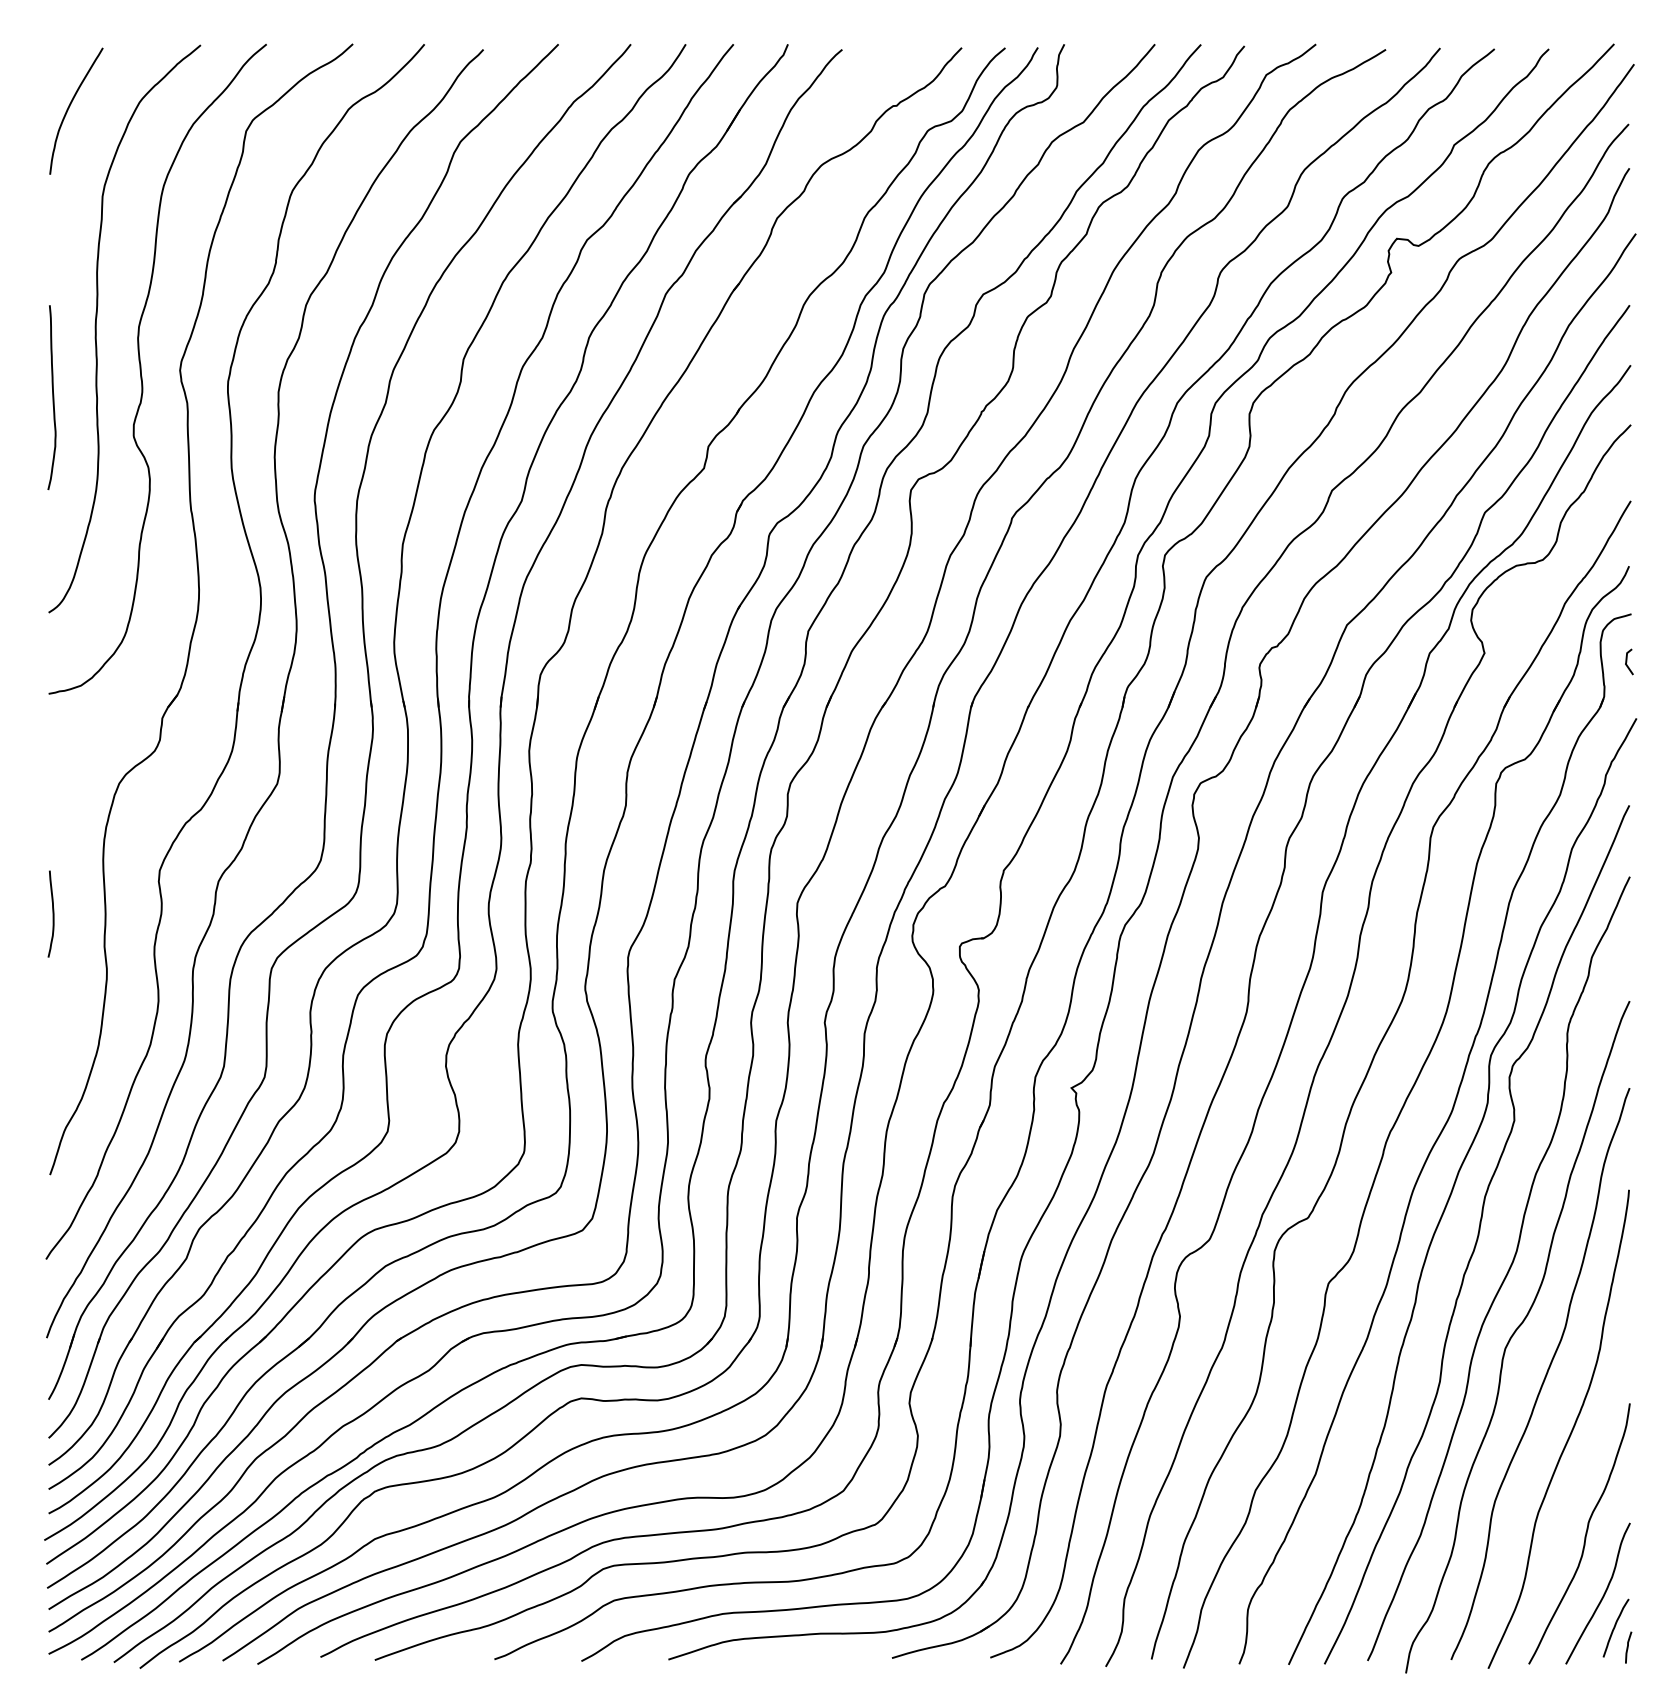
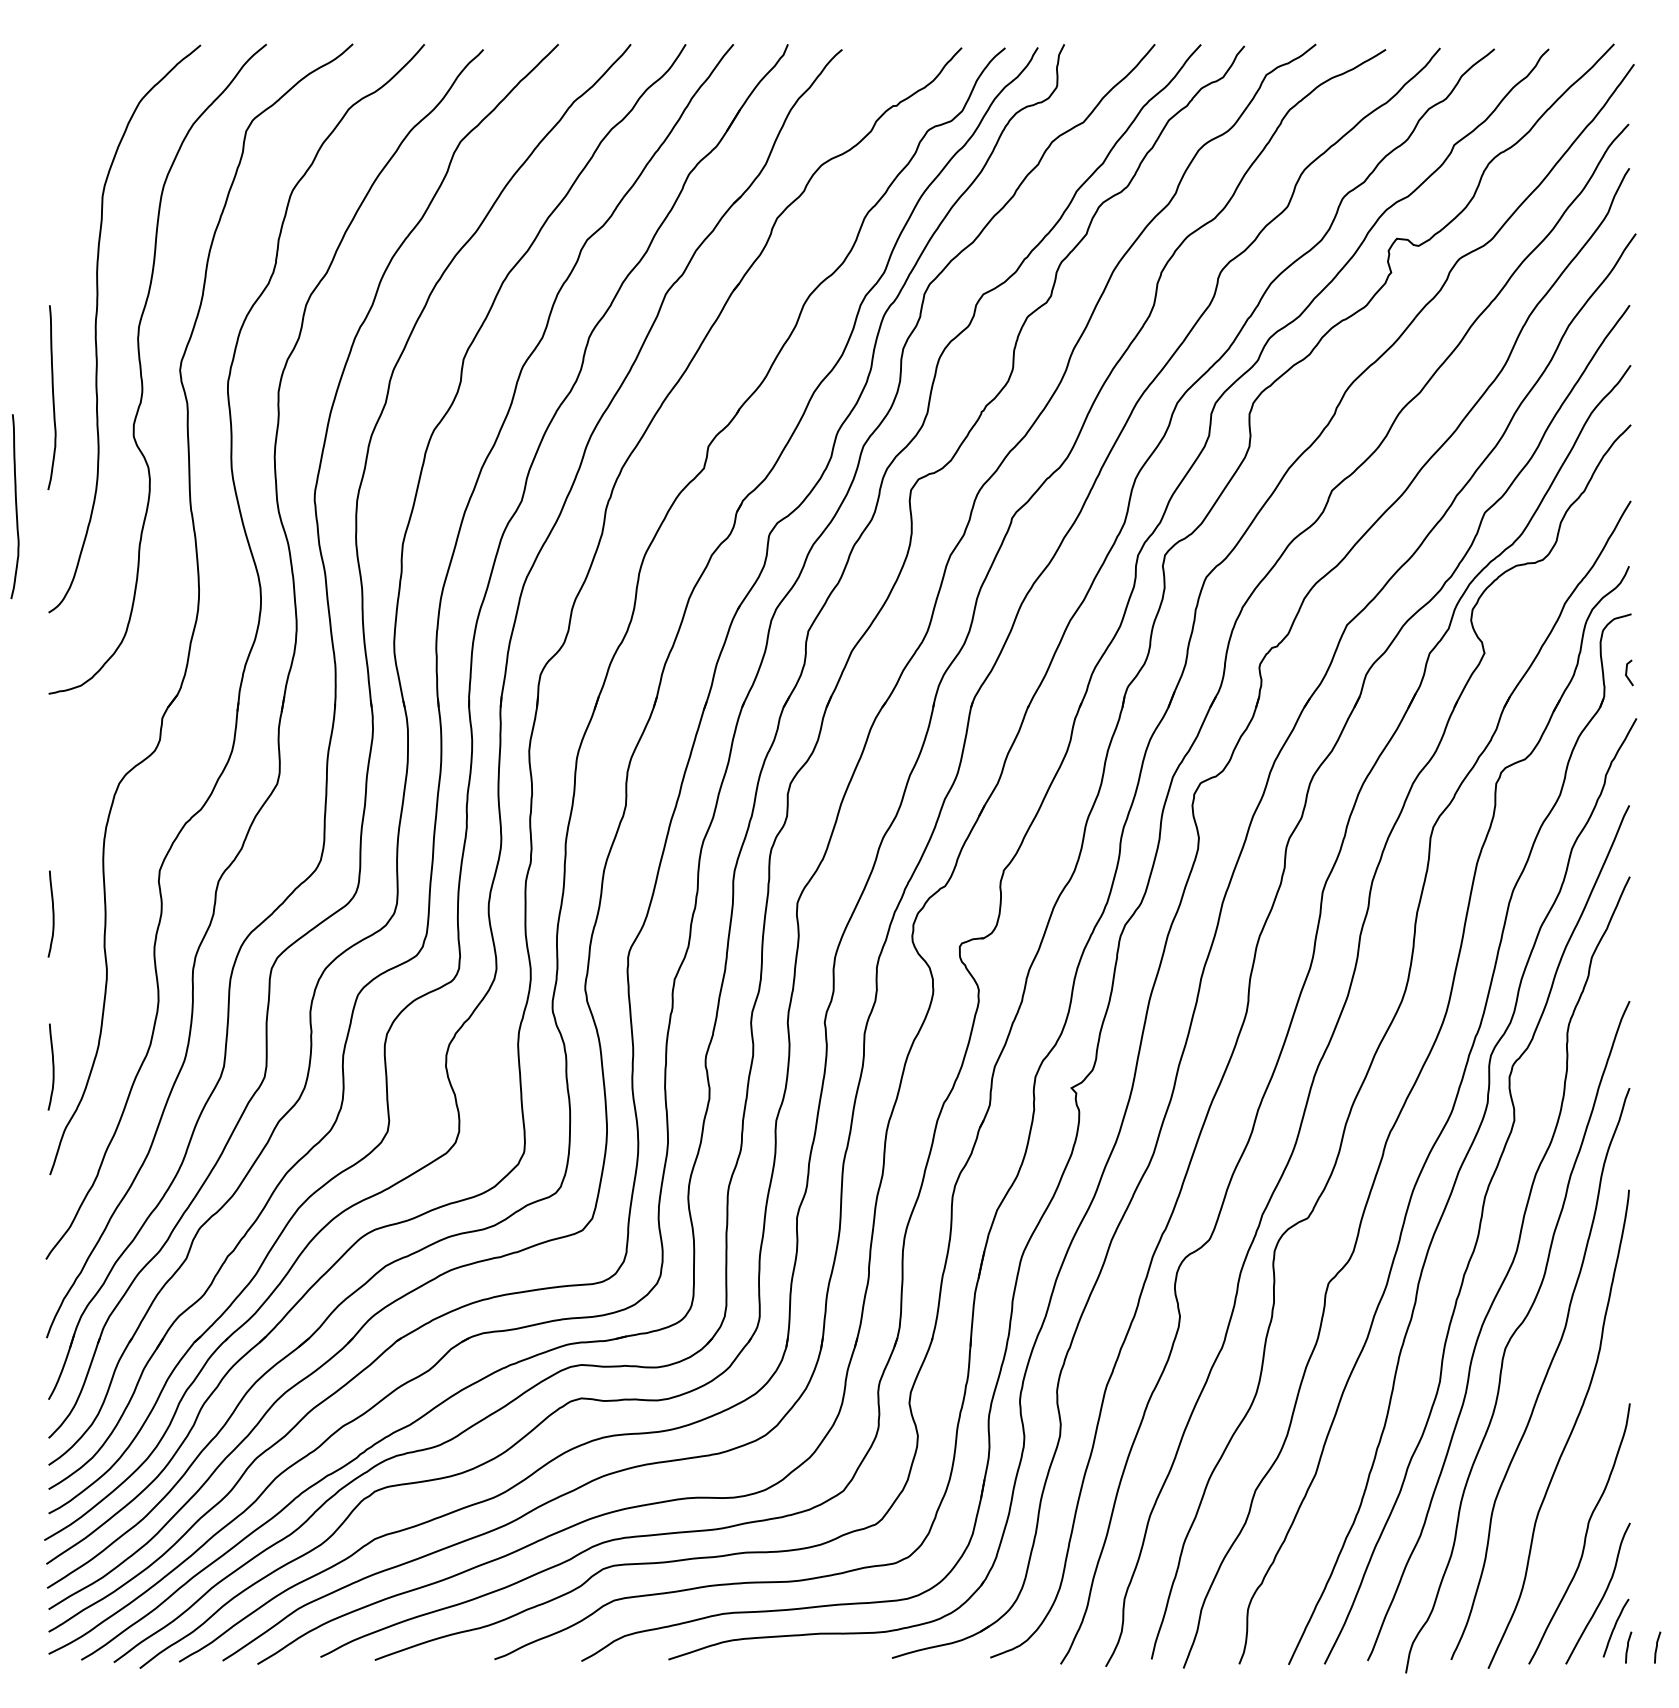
curve: present -> none (70, 106)
curve: none -> present (15, 506)
line position: (1627, 661) -> (1627, 672) (1627, 672)
curve: none -> present (52, 1066)
line: none -> present (1657, 1647)
